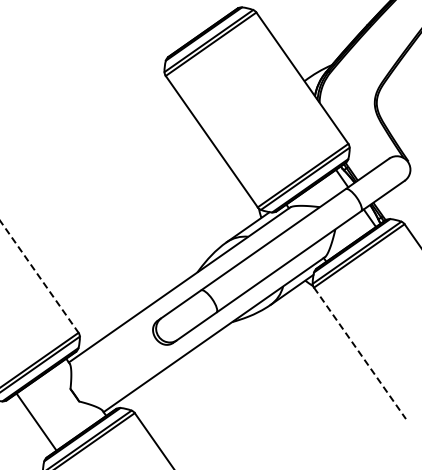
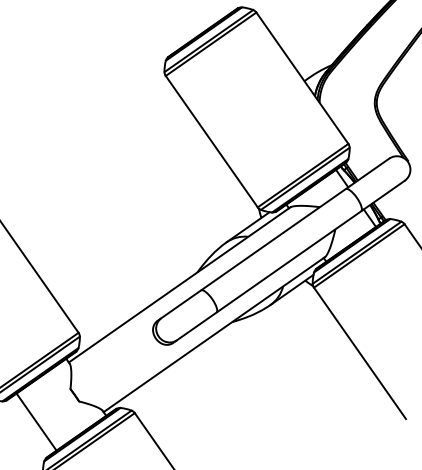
line: dashed -> solid (39, 277)
line: dashed -> solid (360, 353)
